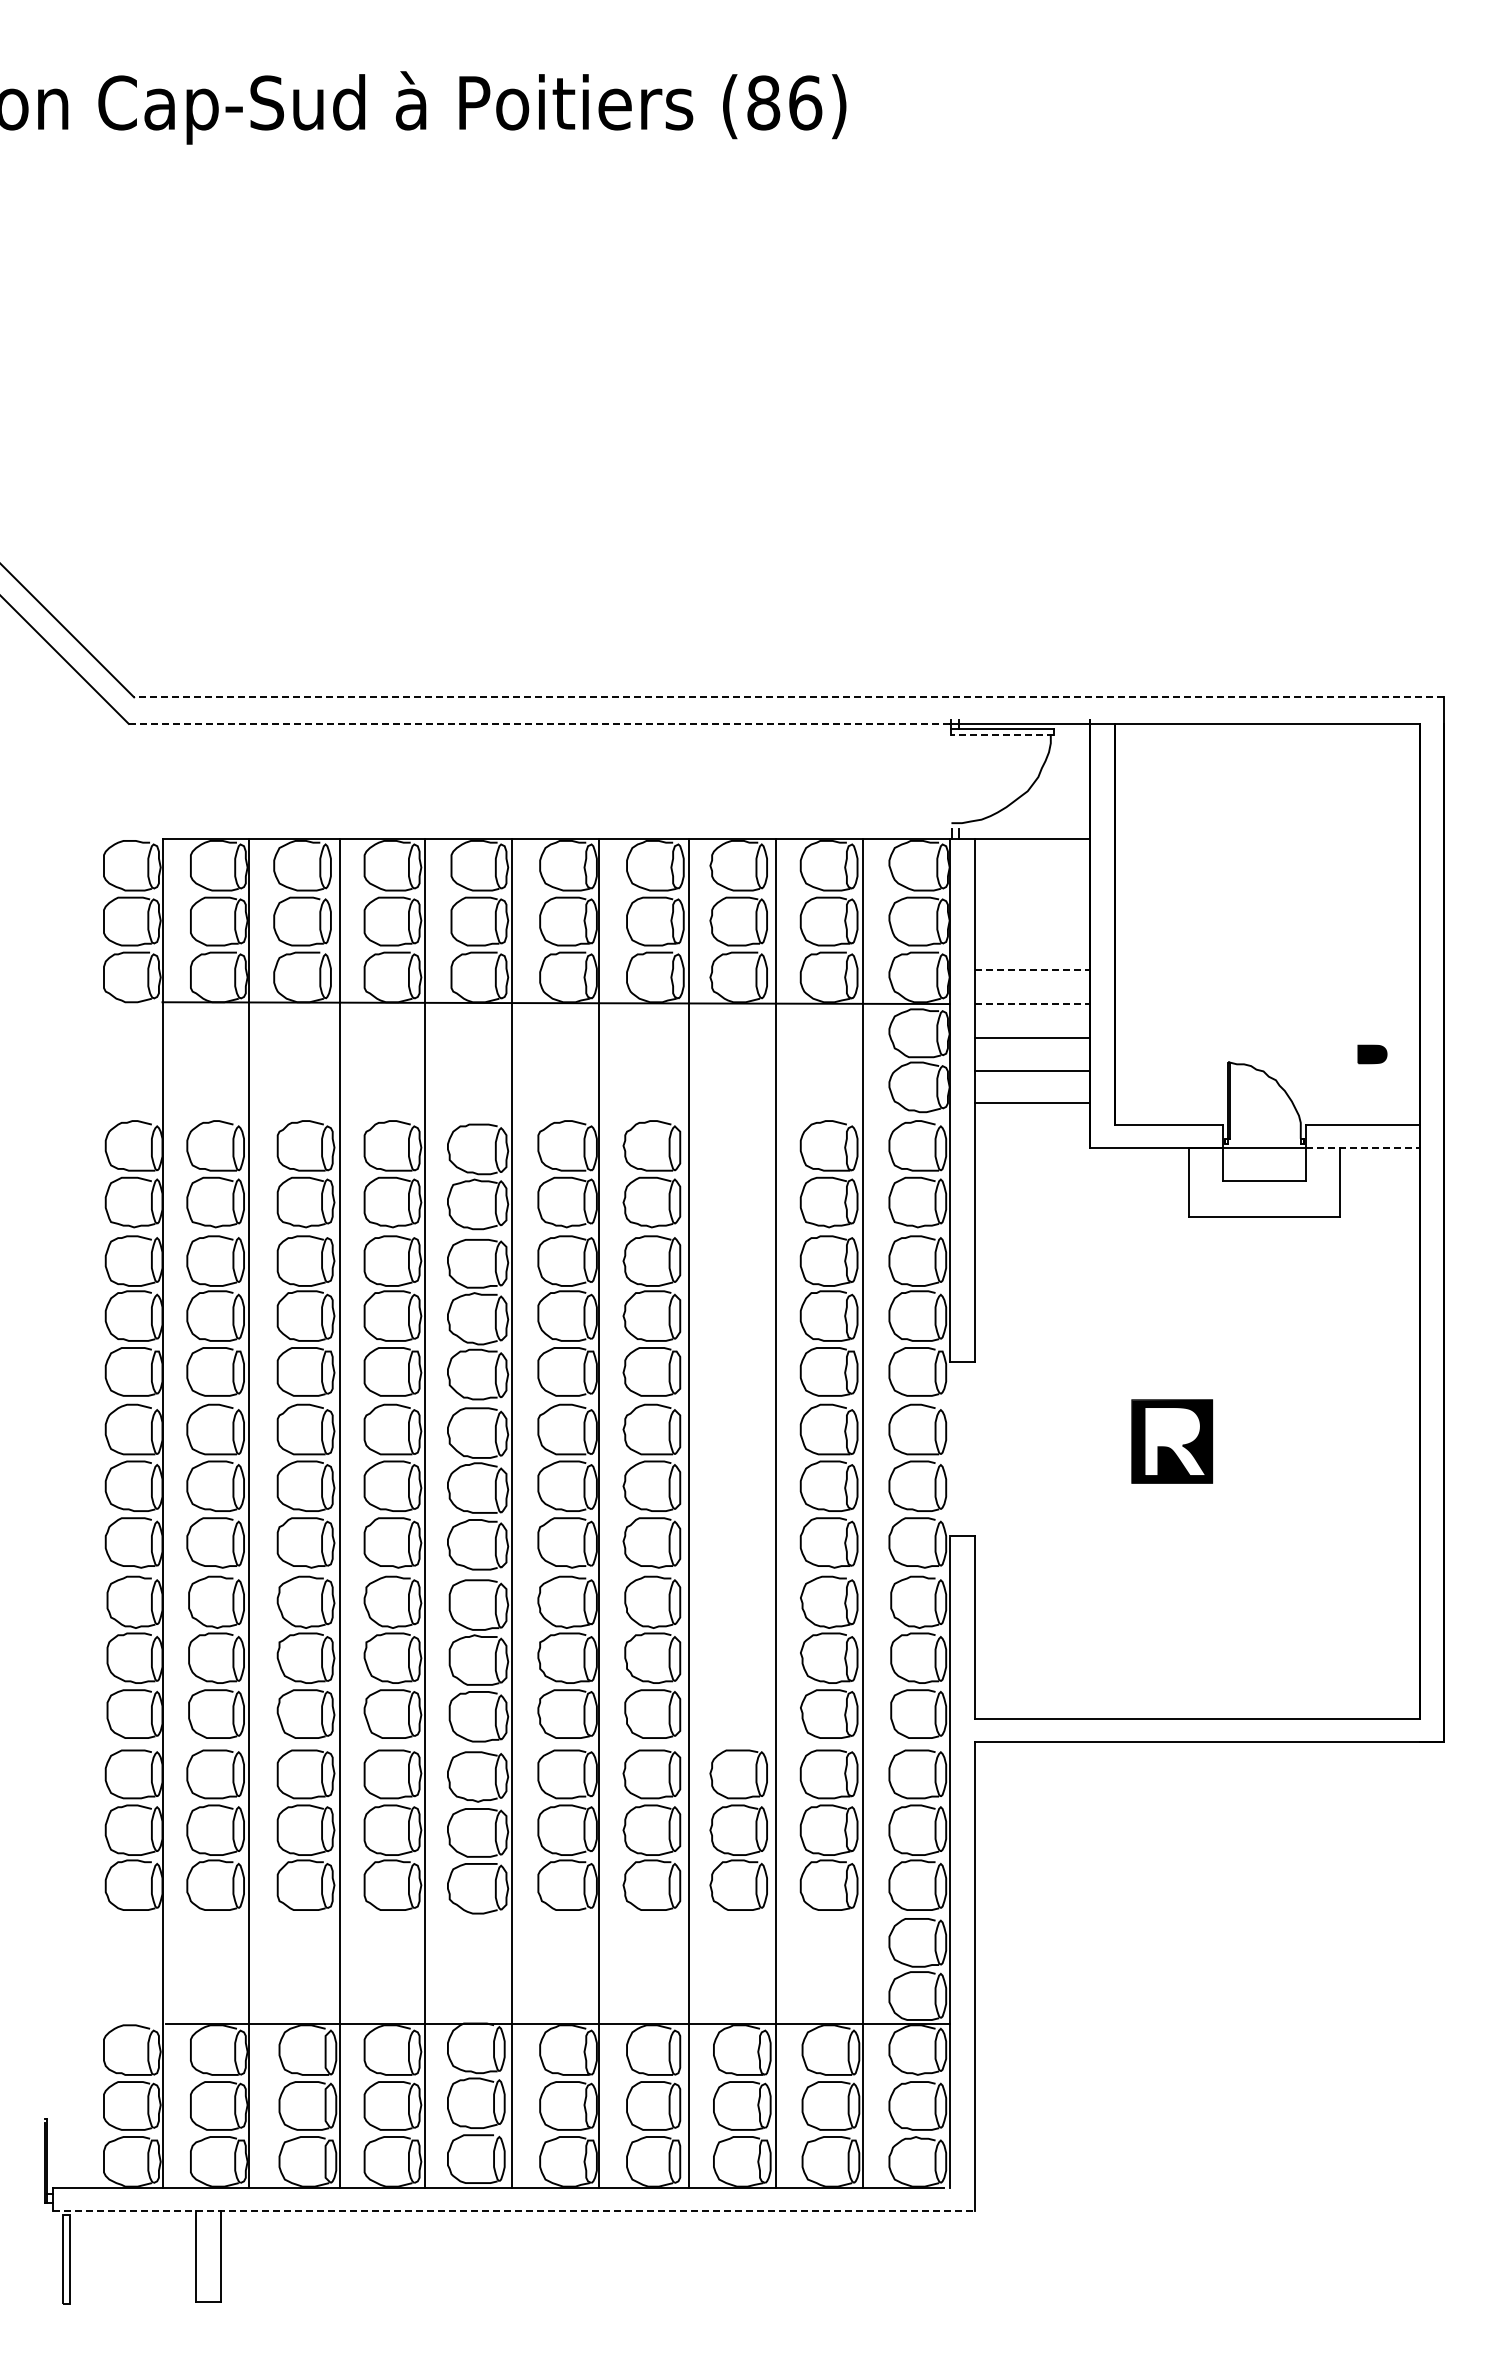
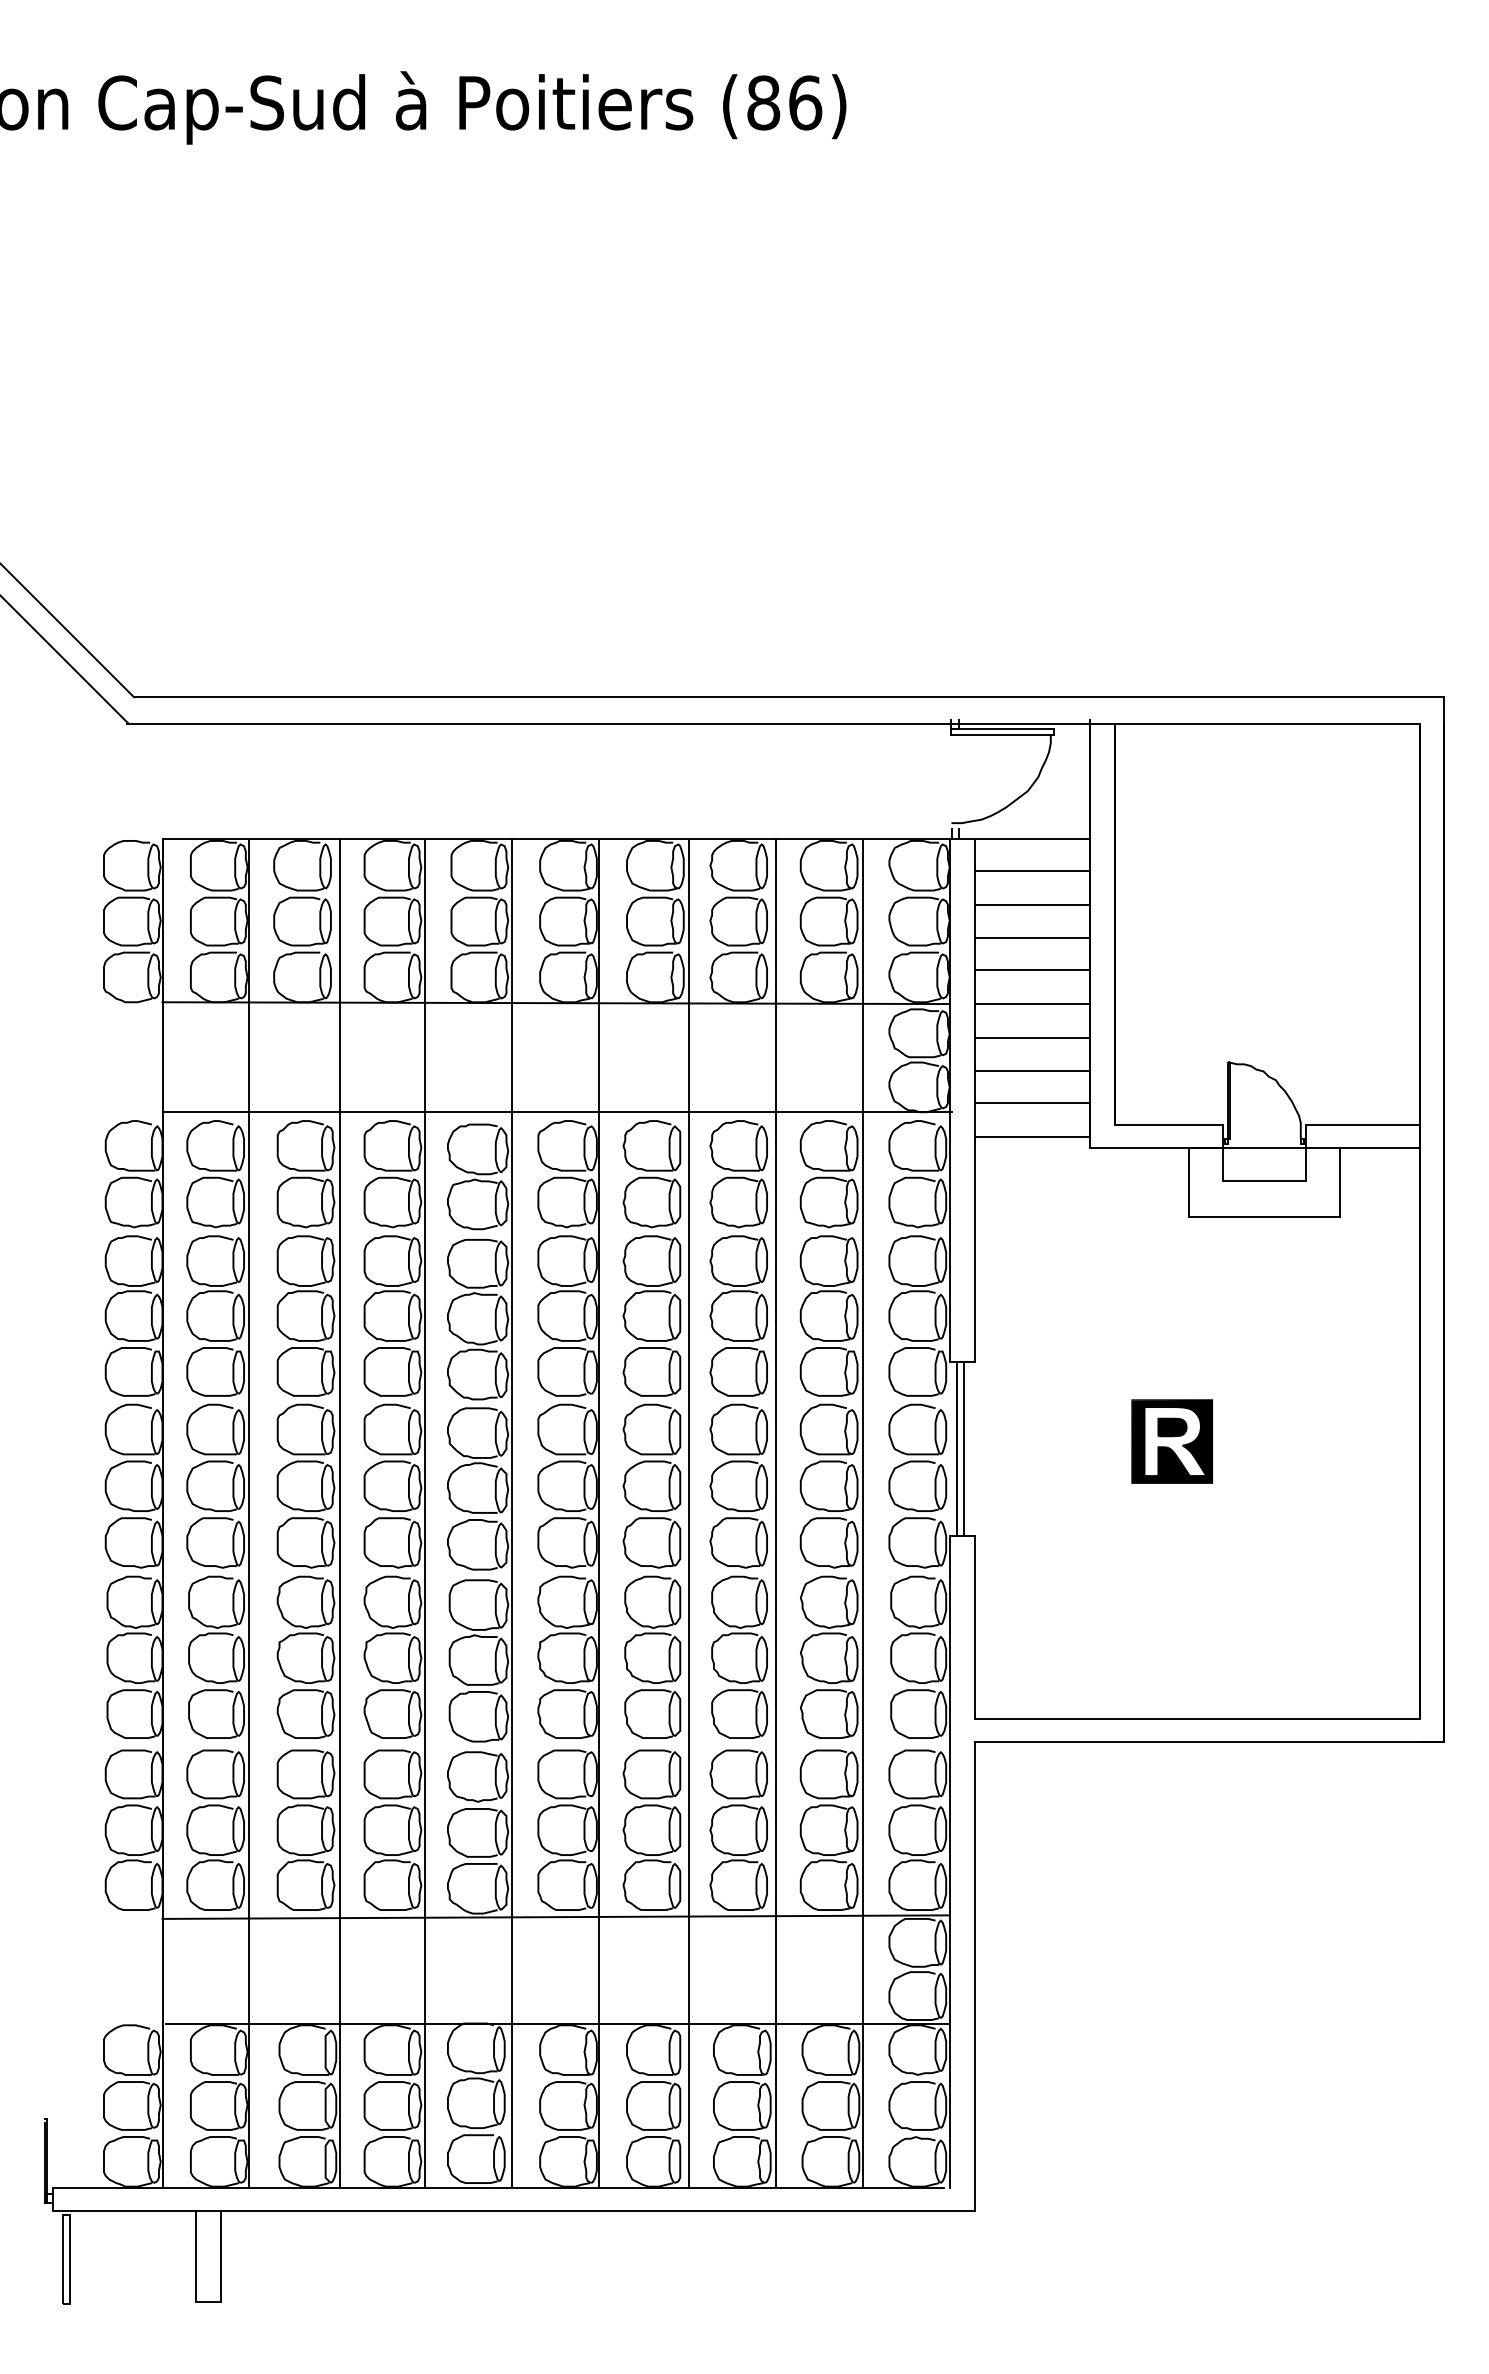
line: dashed -> solid (788, 697)
line: dashed -> solid (537, 723)
line: dashed -> solid (1002, 734)
line: none -> present (1031, 871)
line: none -> present (1031, 904)
line: none -> present (1031, 938)
line: dashed -> solid (1032, 970)
line: dashed -> solid (1032, 1004)
part position: (1372, 1054) -> (1172, 1427) (1172, 1427)
line: none -> present (556, 1112)
line: none -> present (1031, 1137)
line: dashed -> solid (1362, 1147)
part: none -> present (755, 1429)
line: none -> present (956, 1448)
line: none -> present (963, 1448)
line: none -> present (555, 1916)
line: dashed -> solid (513, 2211)
